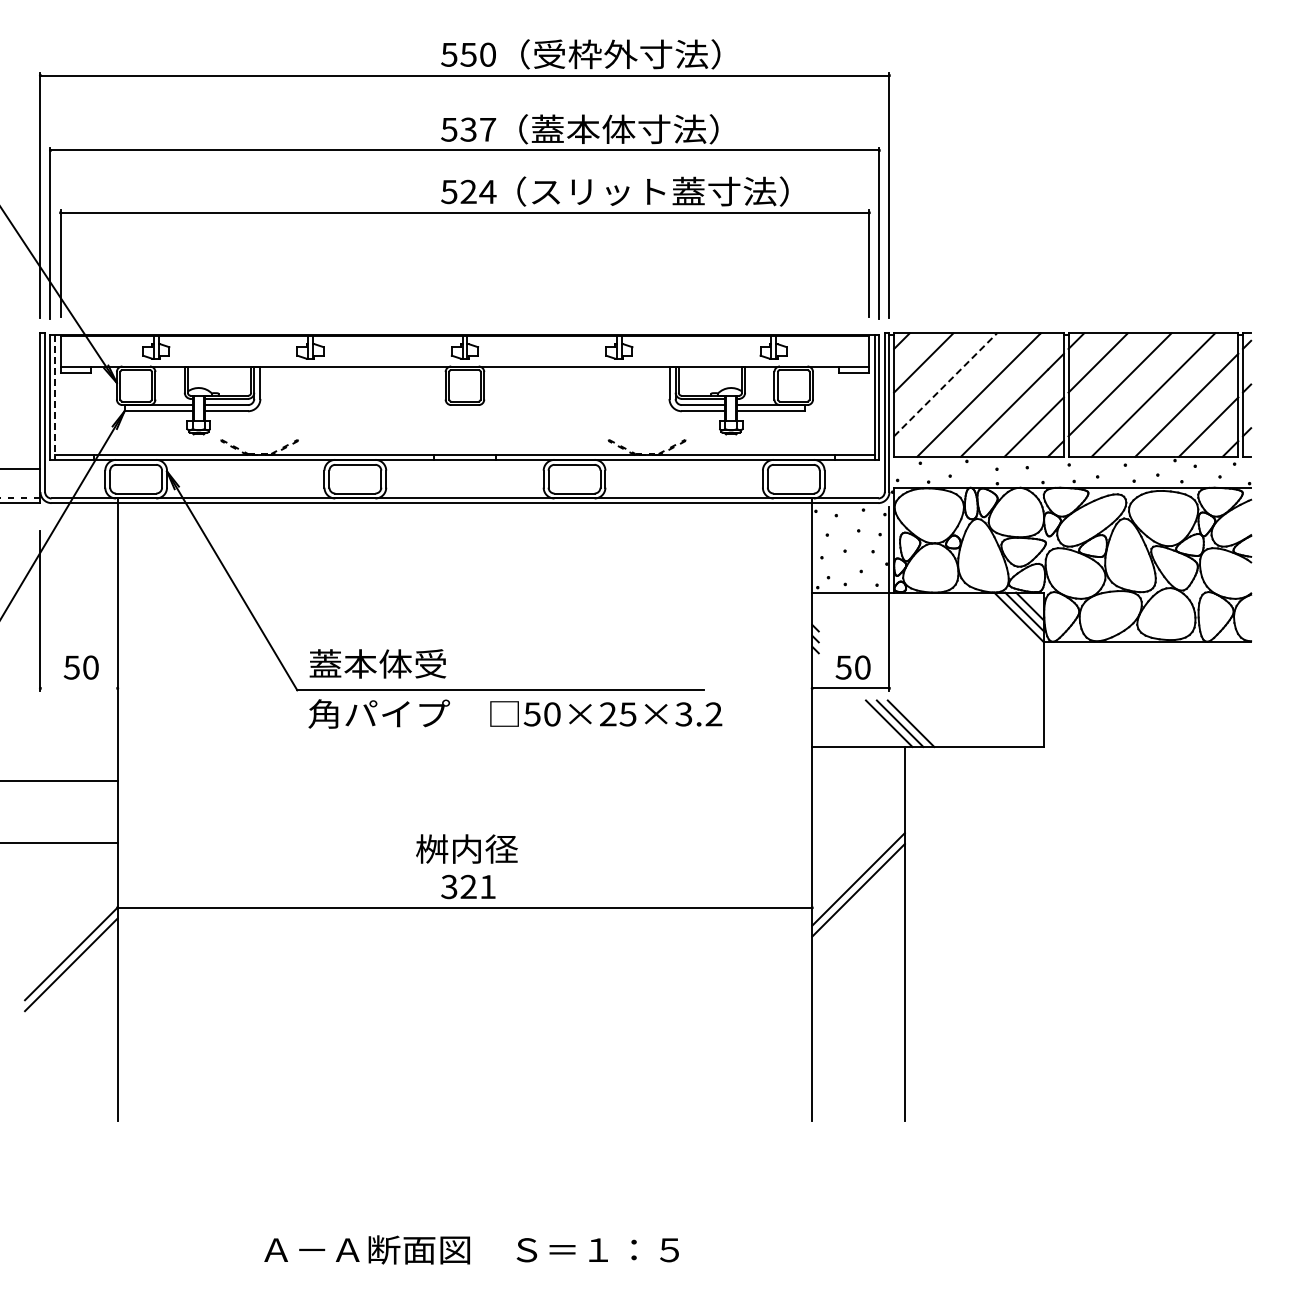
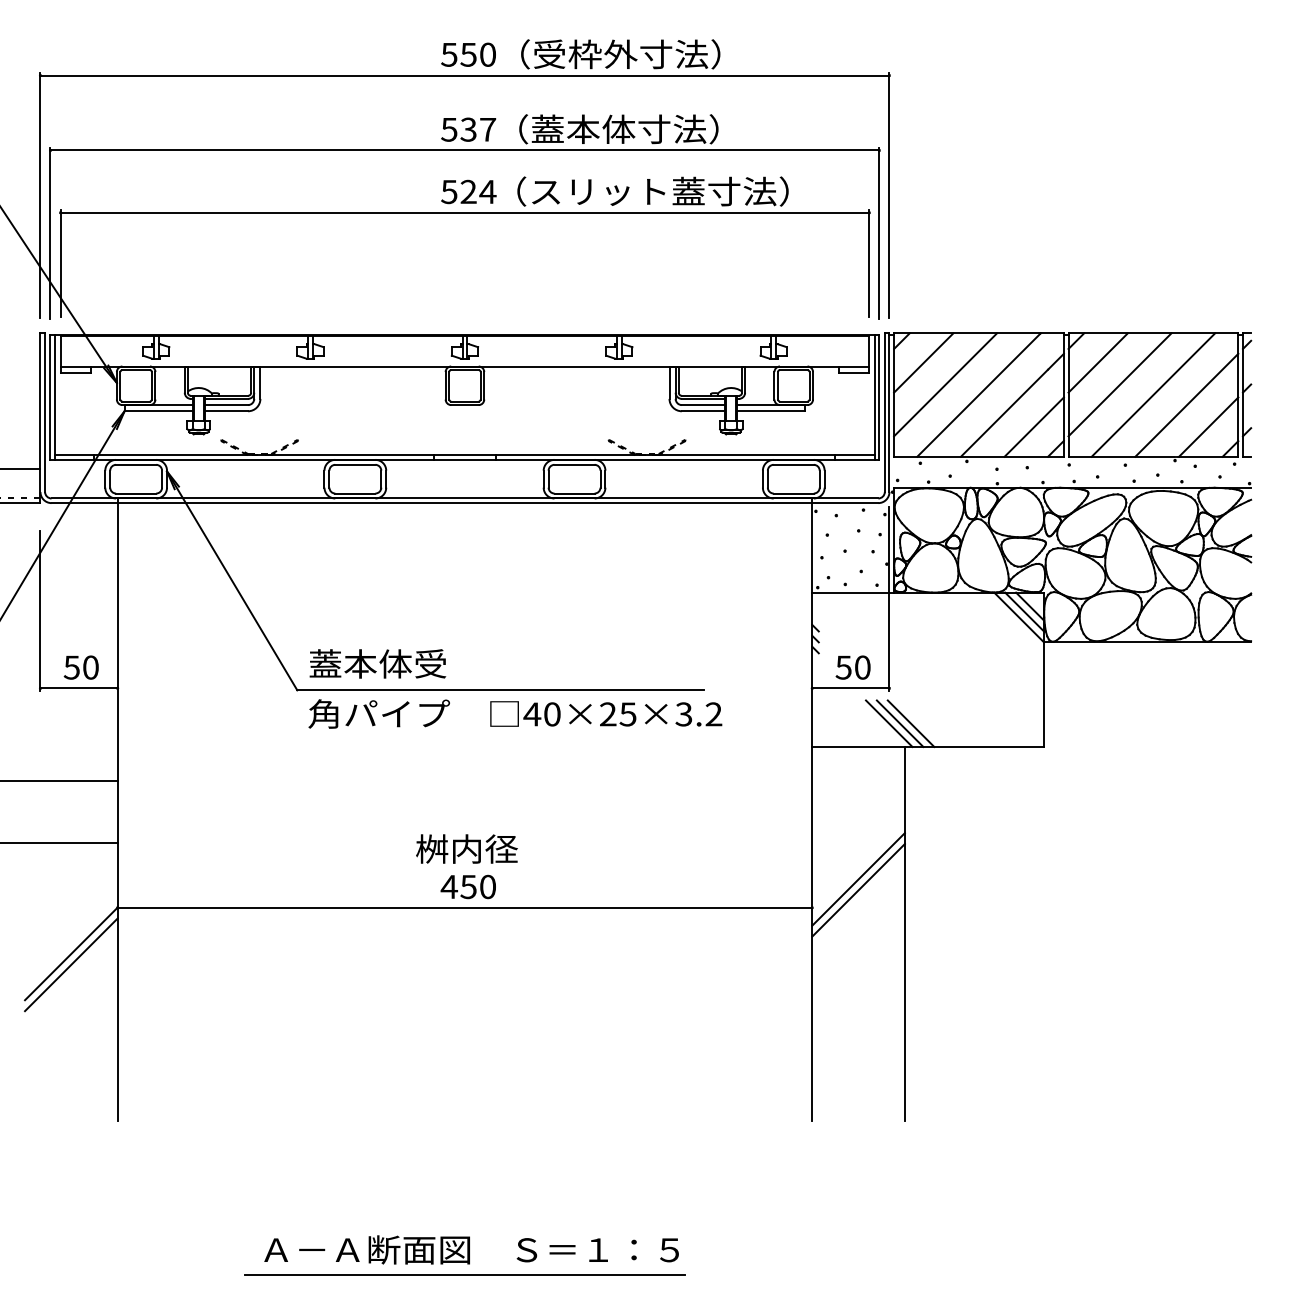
line: dashed -> solid (945, 384)
line: dashed -> solid (55, 397)
line: none -> present (78, 688)
text: 50×25×3.2 -> 40×25×3.2 (532, 714)
text: 321 -> 450 (467, 886)
line: none -> present (464, 1275)
